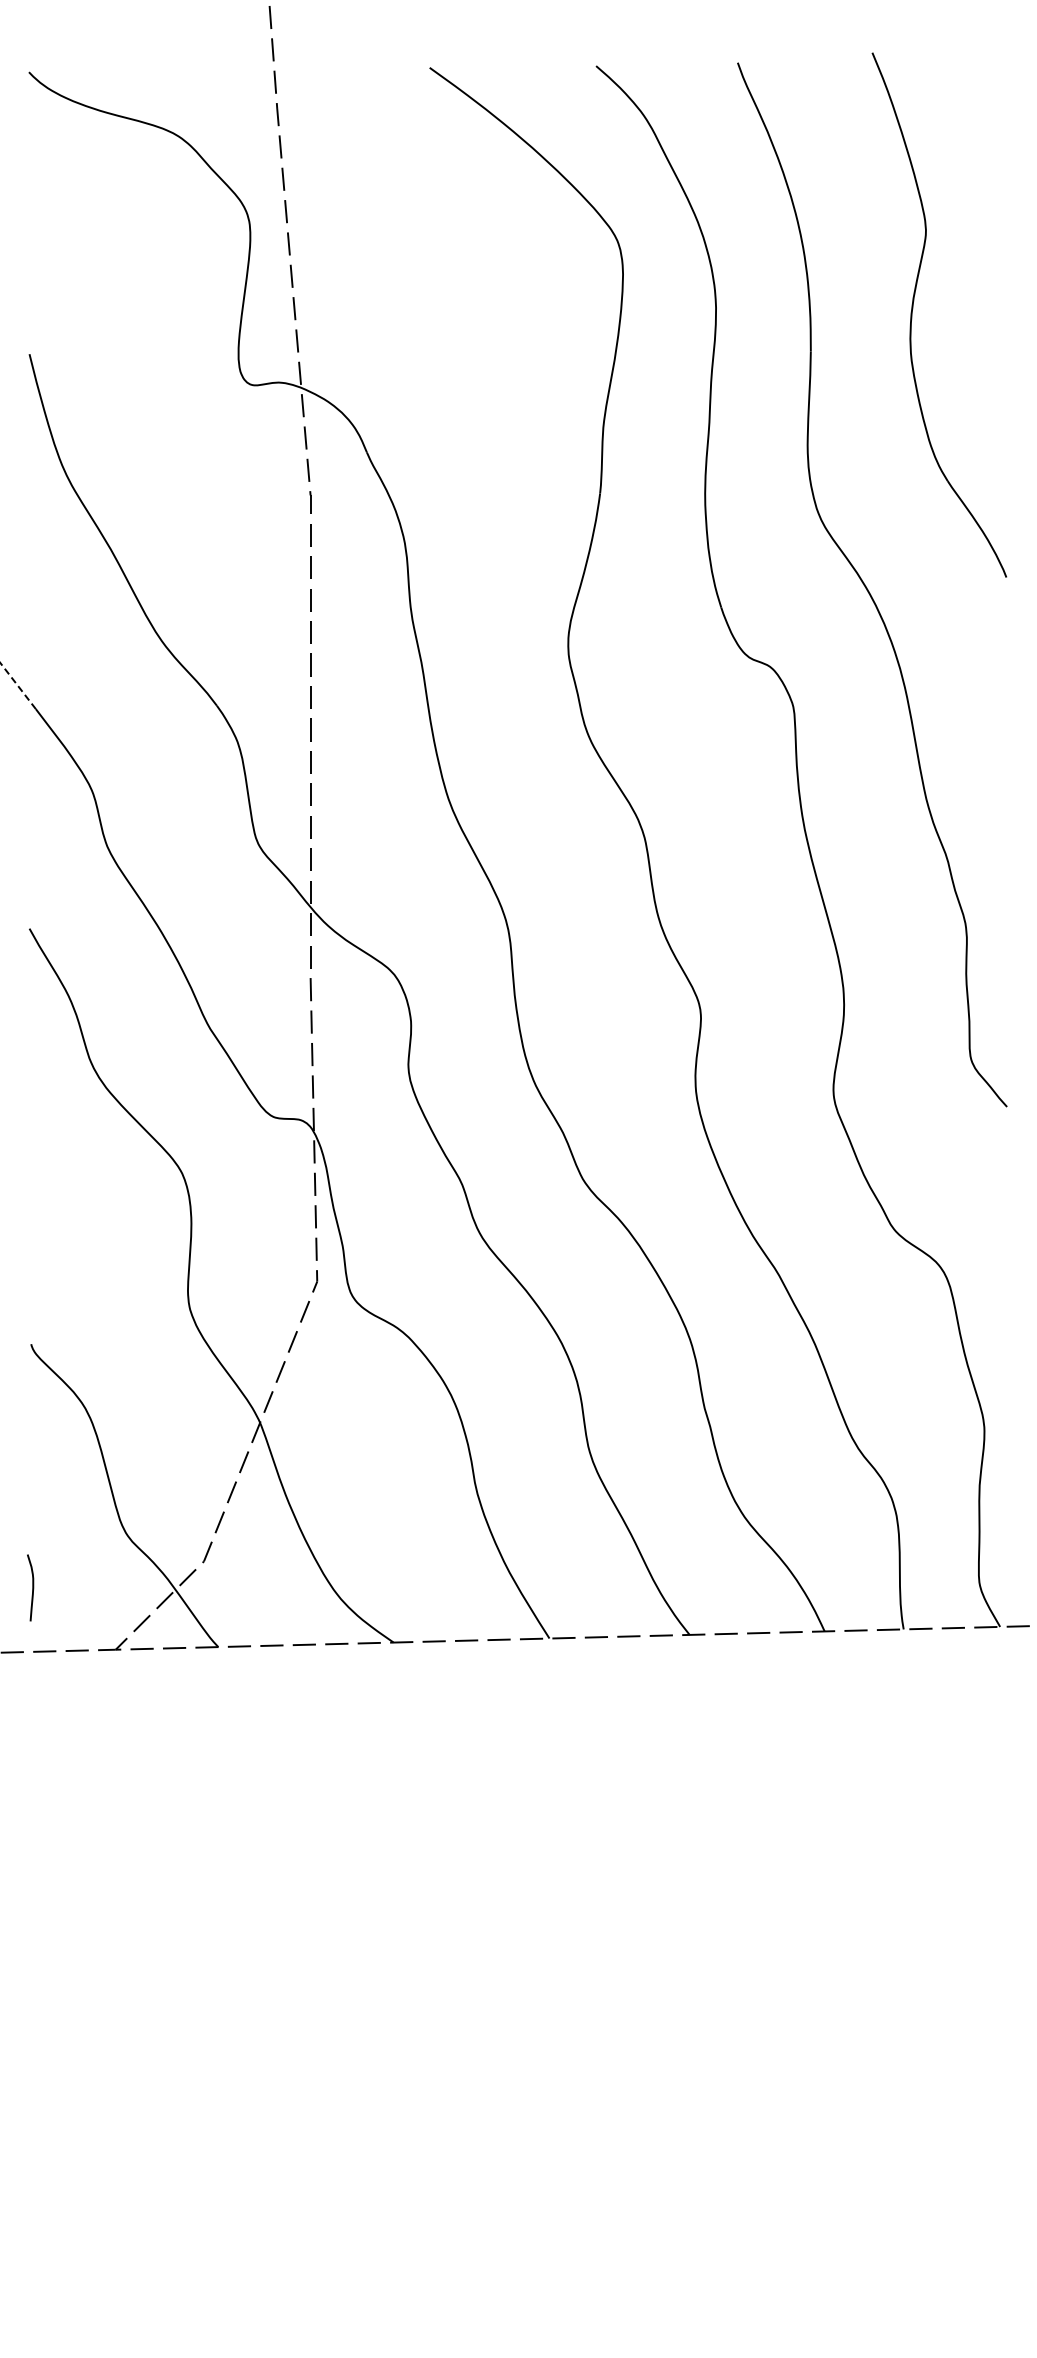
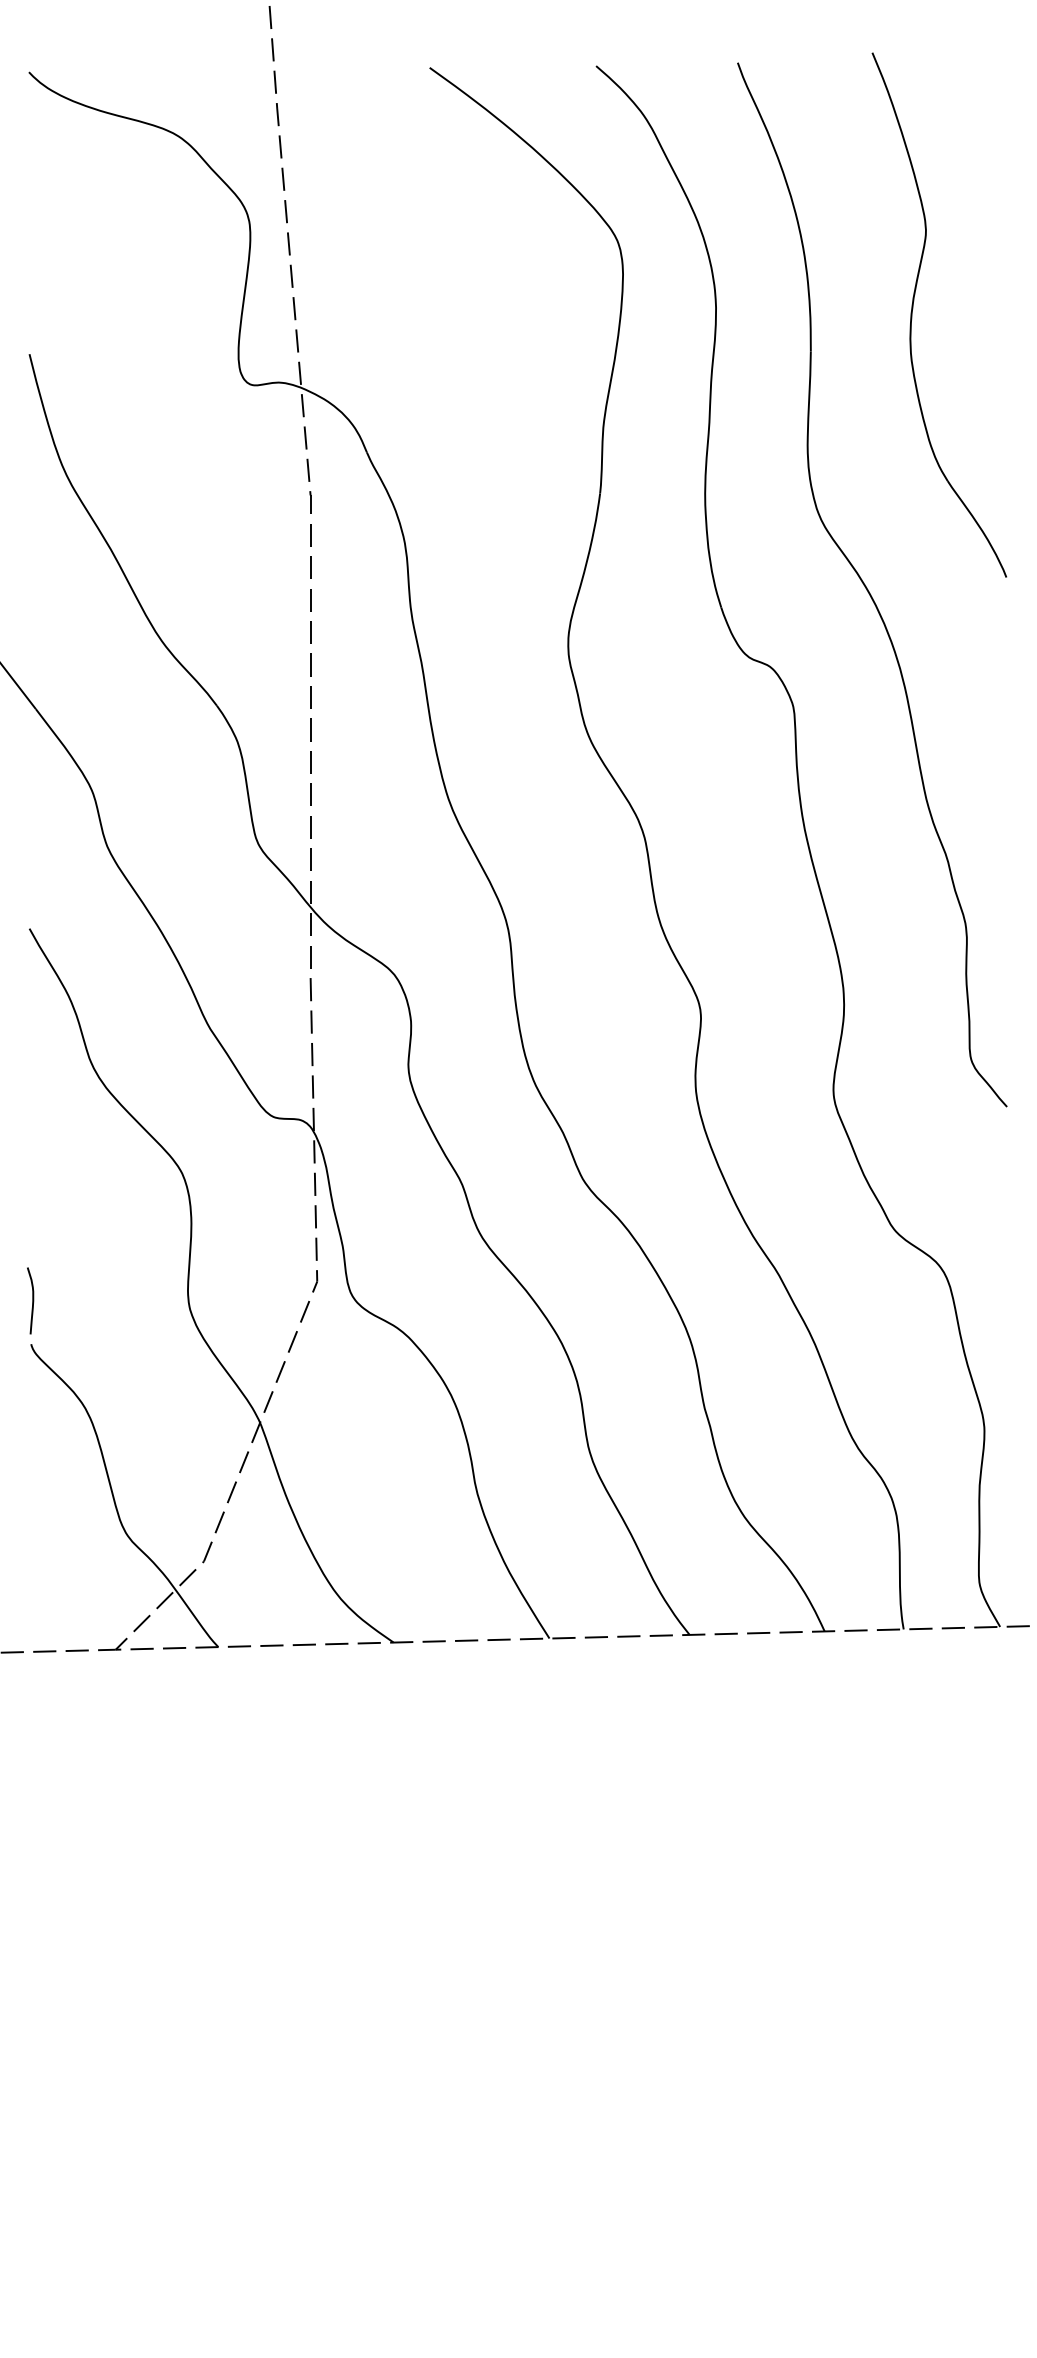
line: dashed -> solid (17, 685)
curve position: (32, 1587) -> (32, 1300) (32, 1300)
